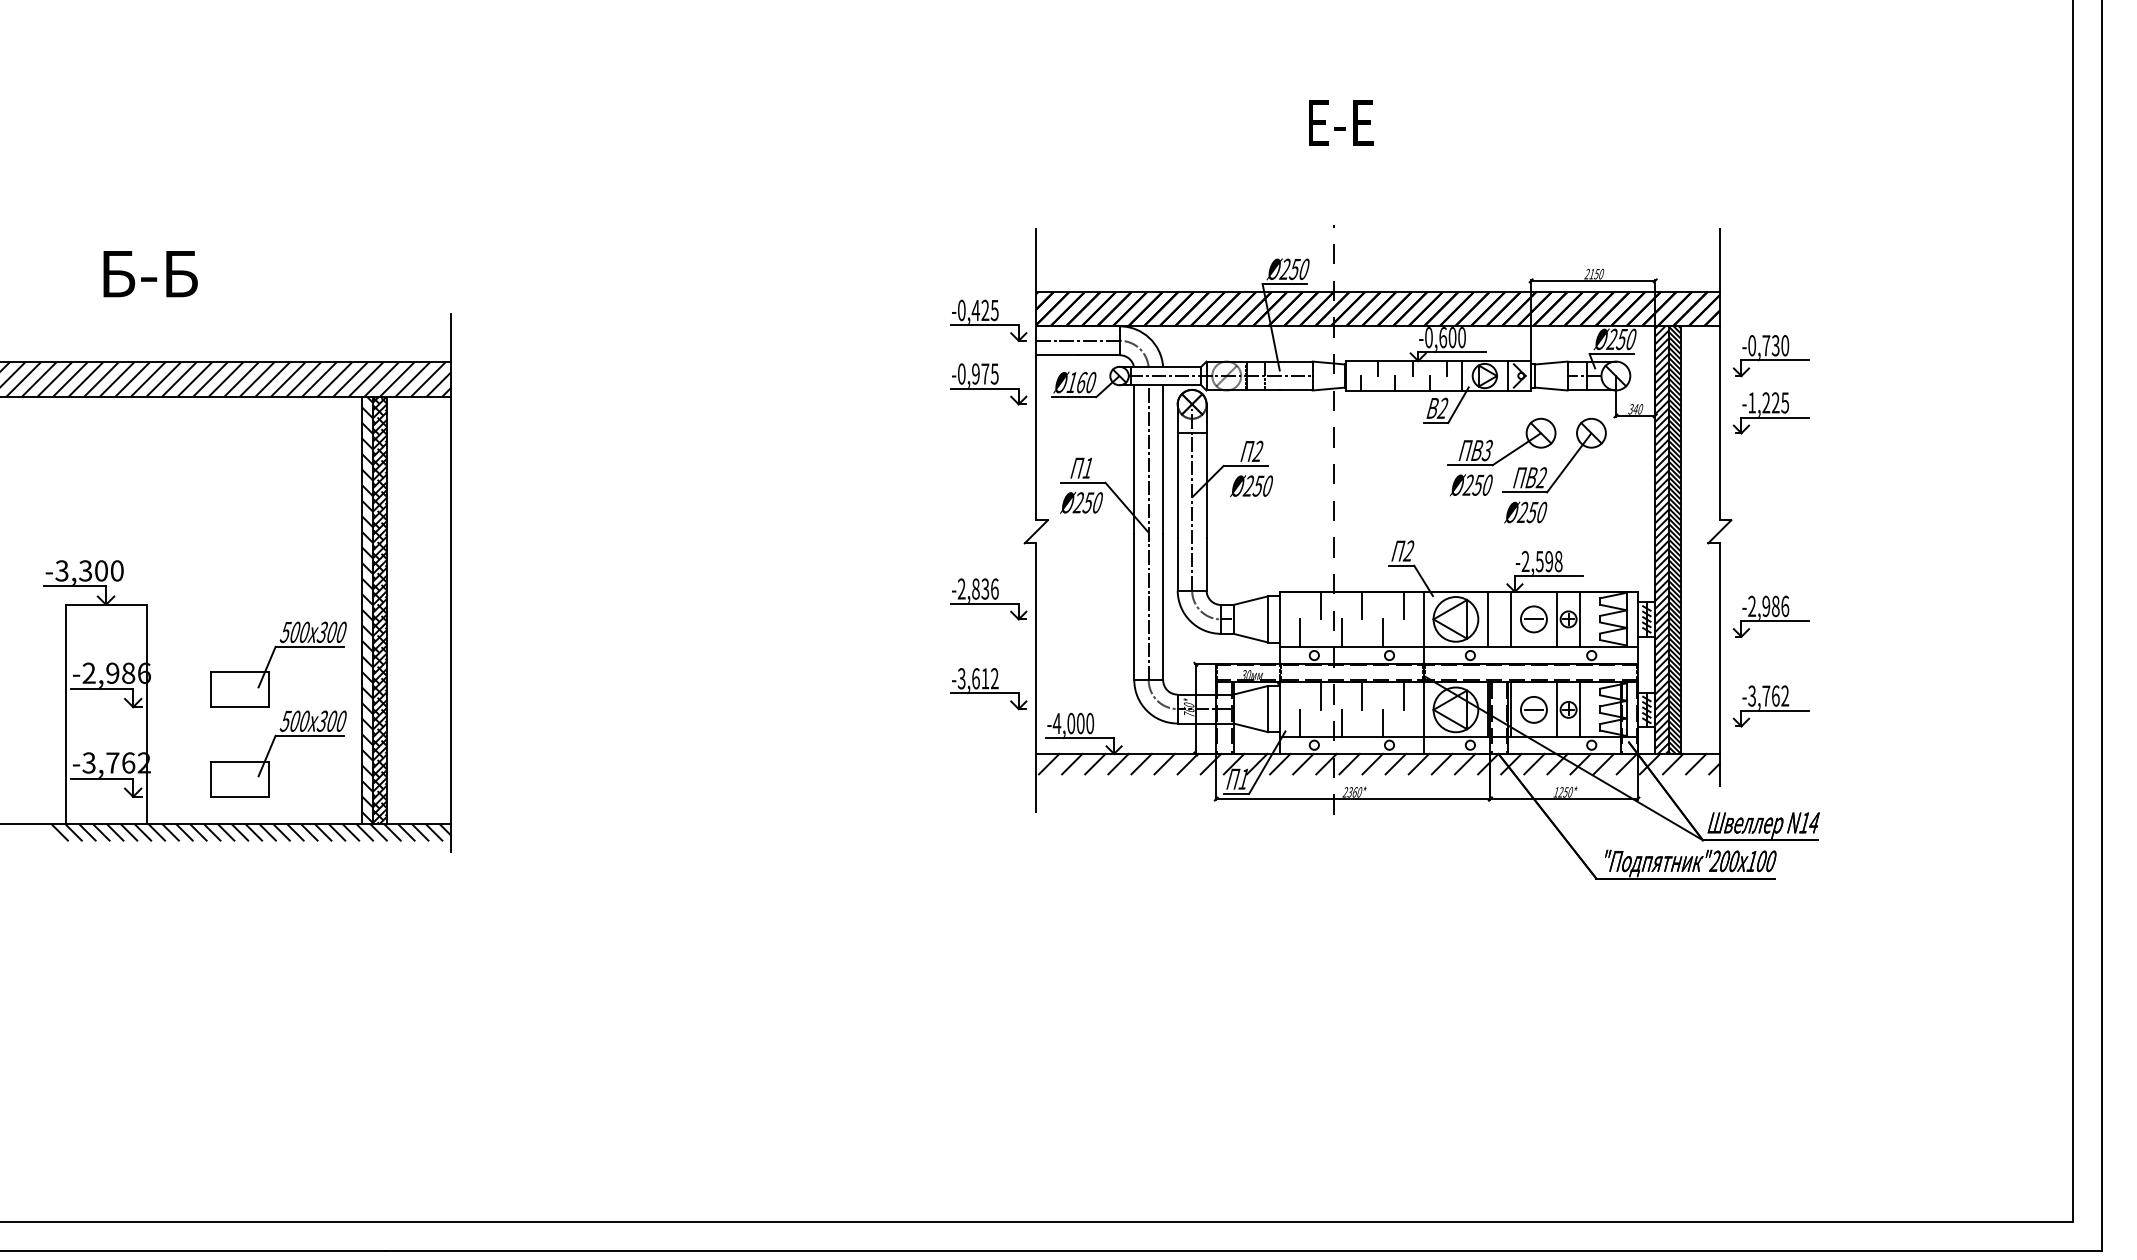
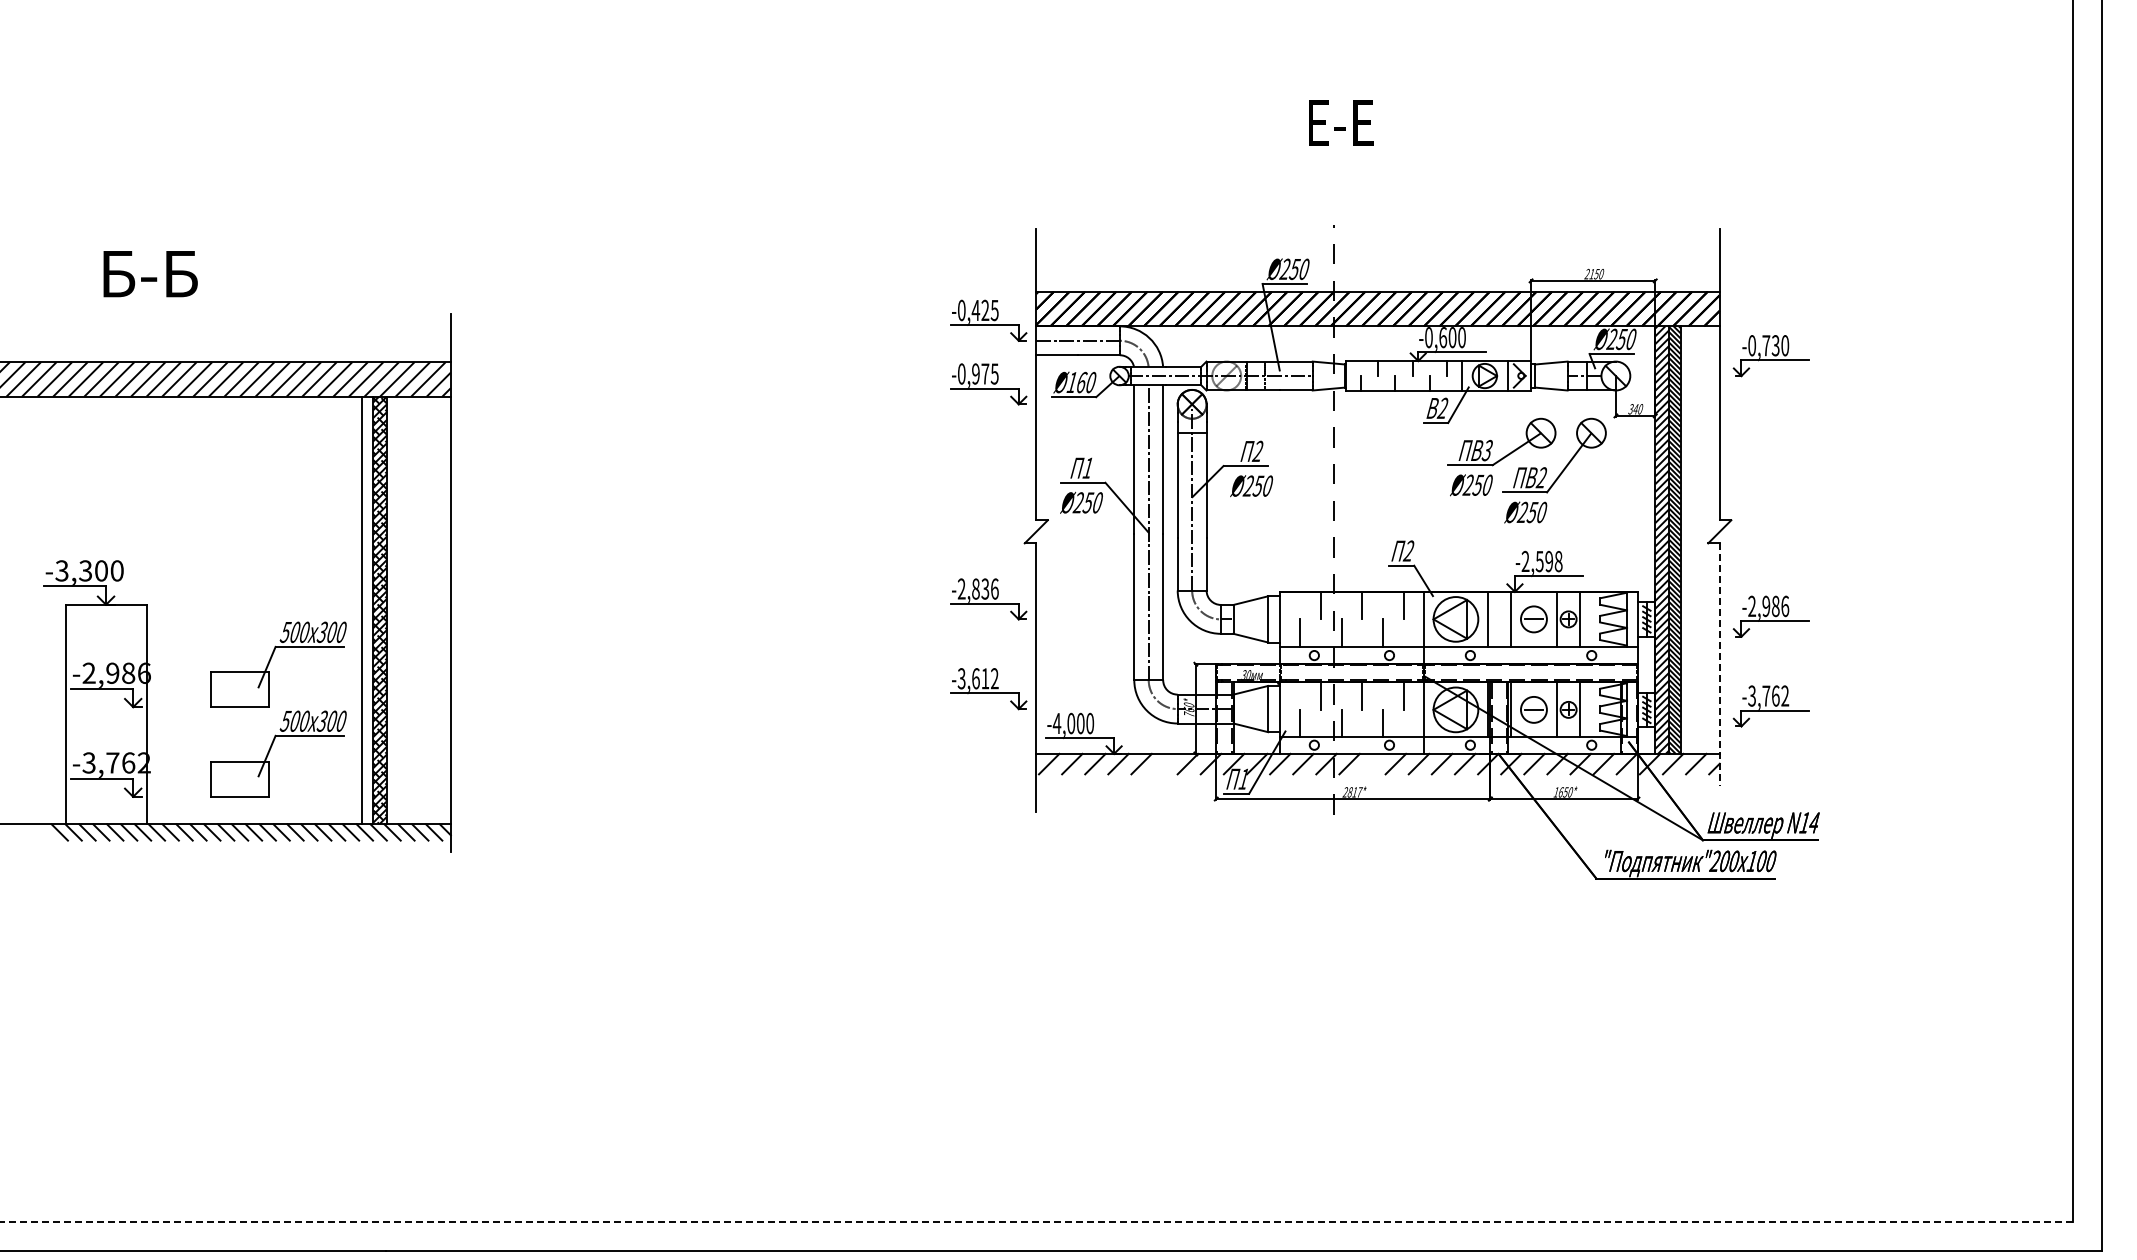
part: present -> none (1770, 413)
hatch: present -> none (367, 609)
line: solid -> dashed (1719, 665)
line: present -> none (1164, 763)
line: present -> none (1372, 763)
text: 2360* -> 2817* (1354, 792)
text: 1250* -> 1650* (1560, 792)
line: solid -> dashed (1036, 1222)
